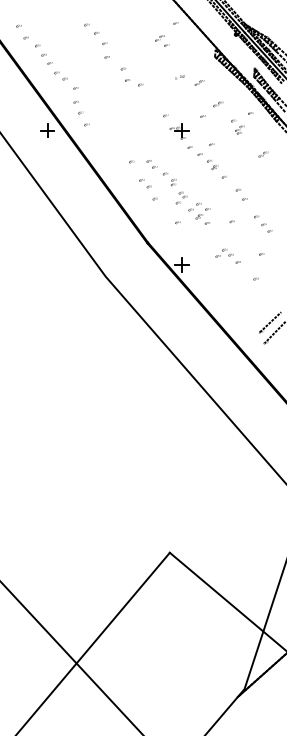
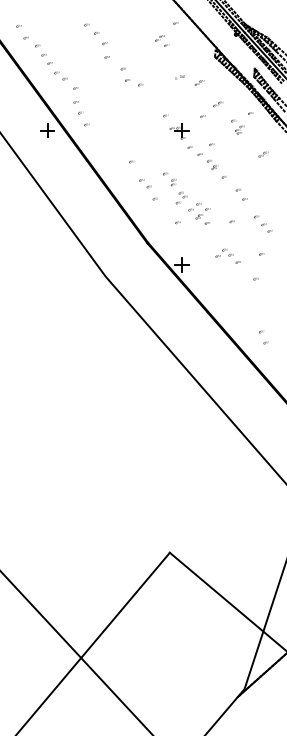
part: present -> none (151, 164)
line: present -> none (270, 322)
line: present -> none (273, 333)
line position: (71, 657) -> (76, 652) (76, 652)
